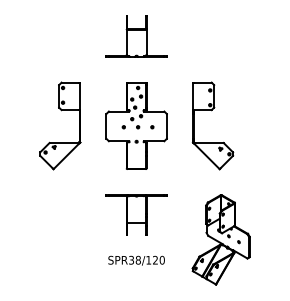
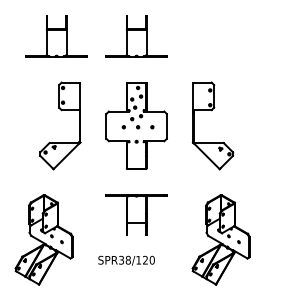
part: none -> present (56, 36)
part: none -> present (43, 239)
text position: (136, 260) -> (126, 260) (126, 260)
